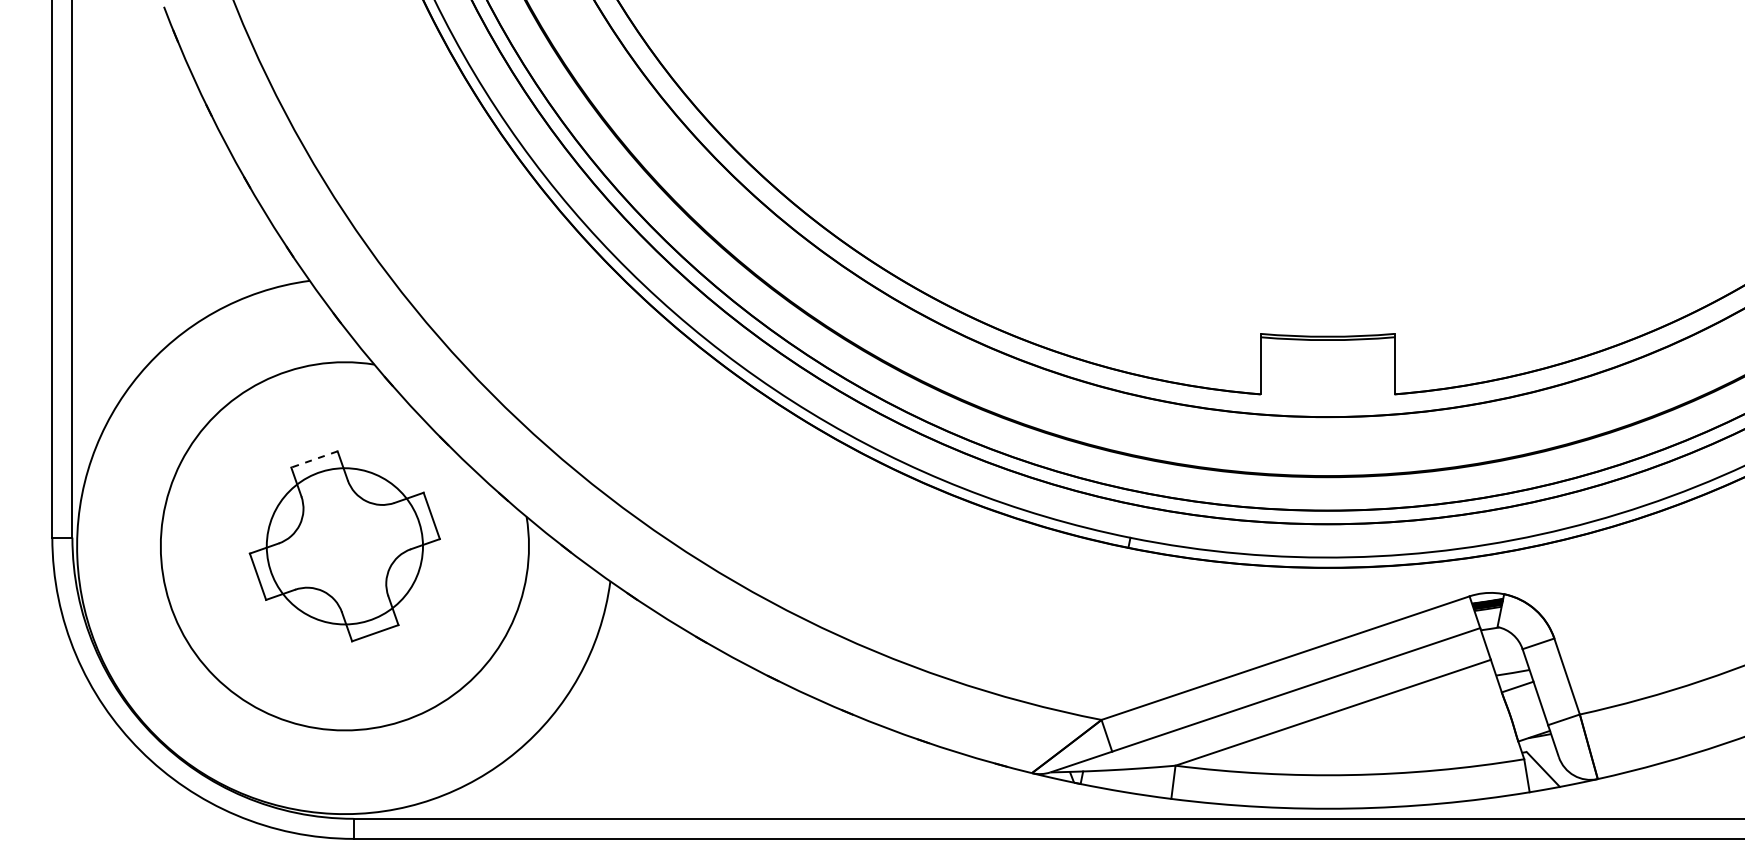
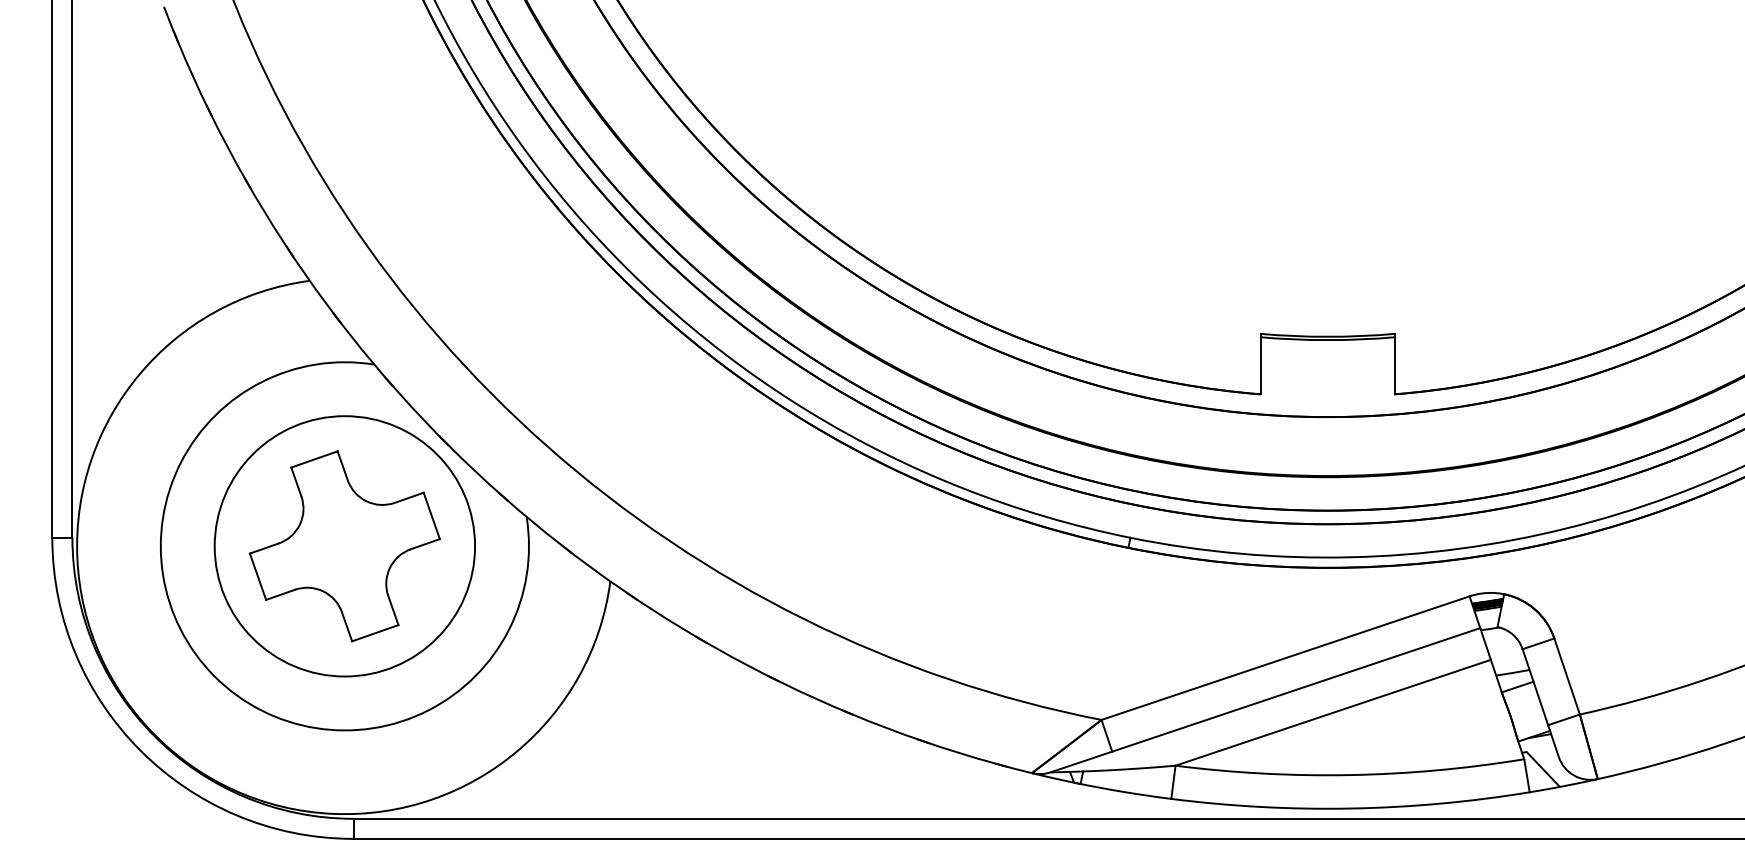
line: dashed -> solid (314, 459)
circle diameter: 156 px -> 260 px (344, 546)
